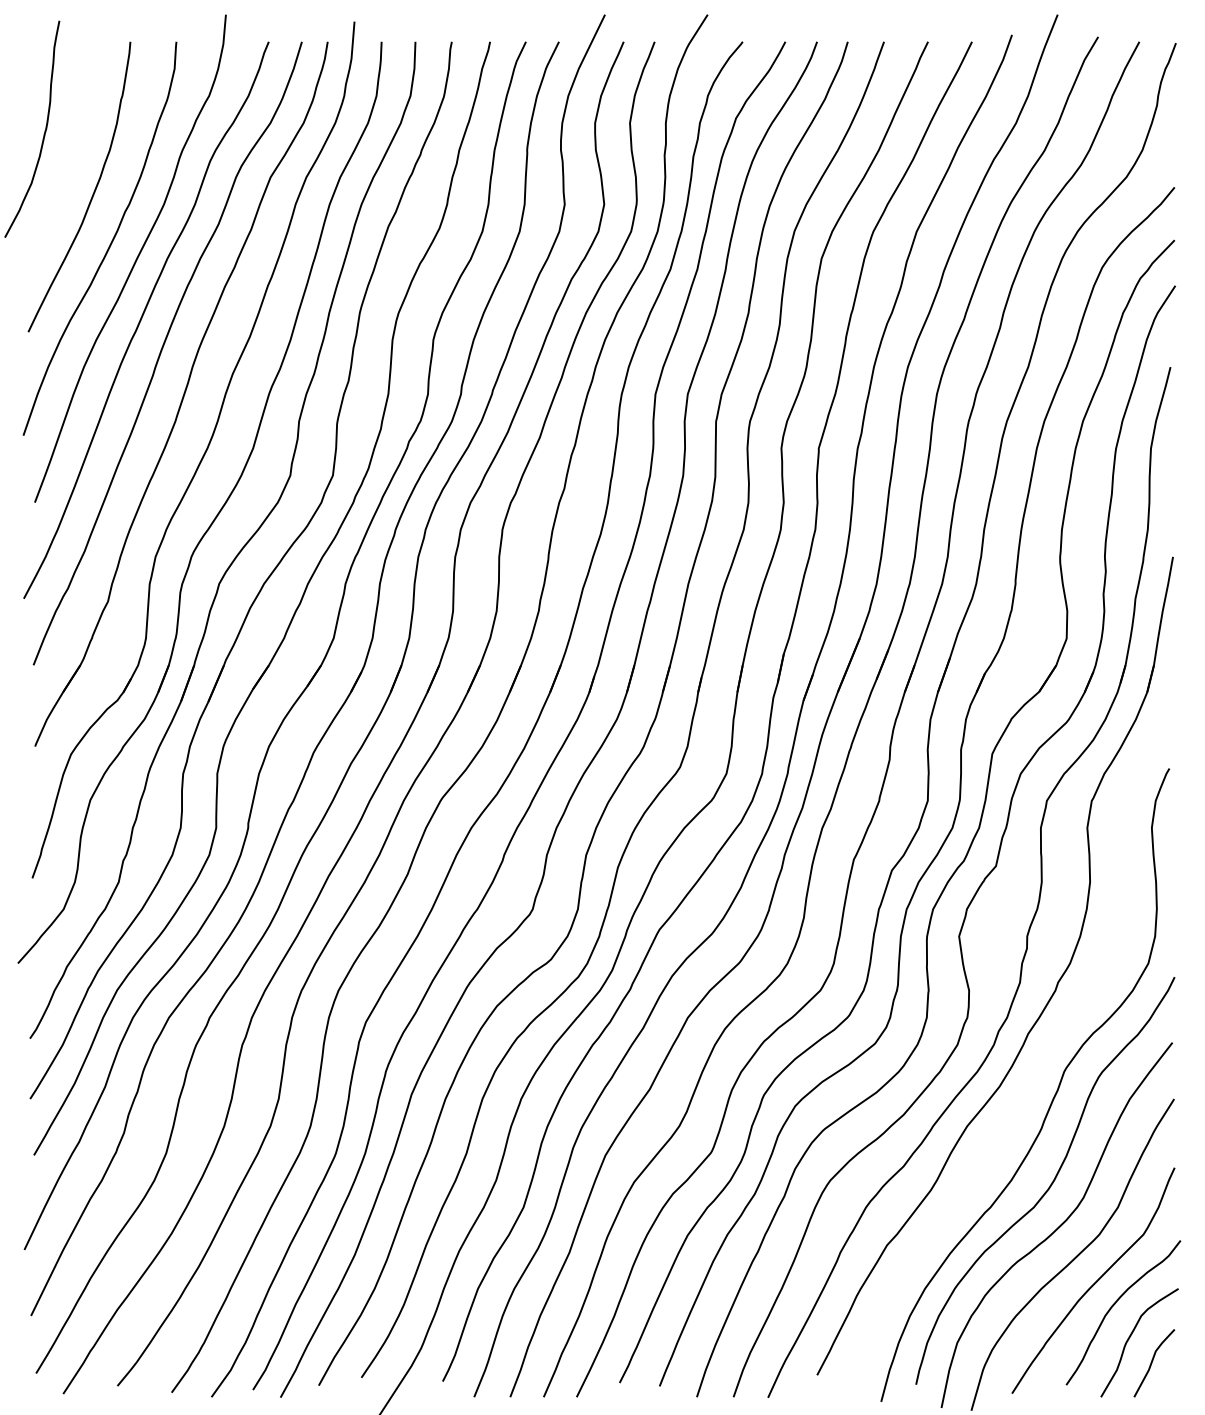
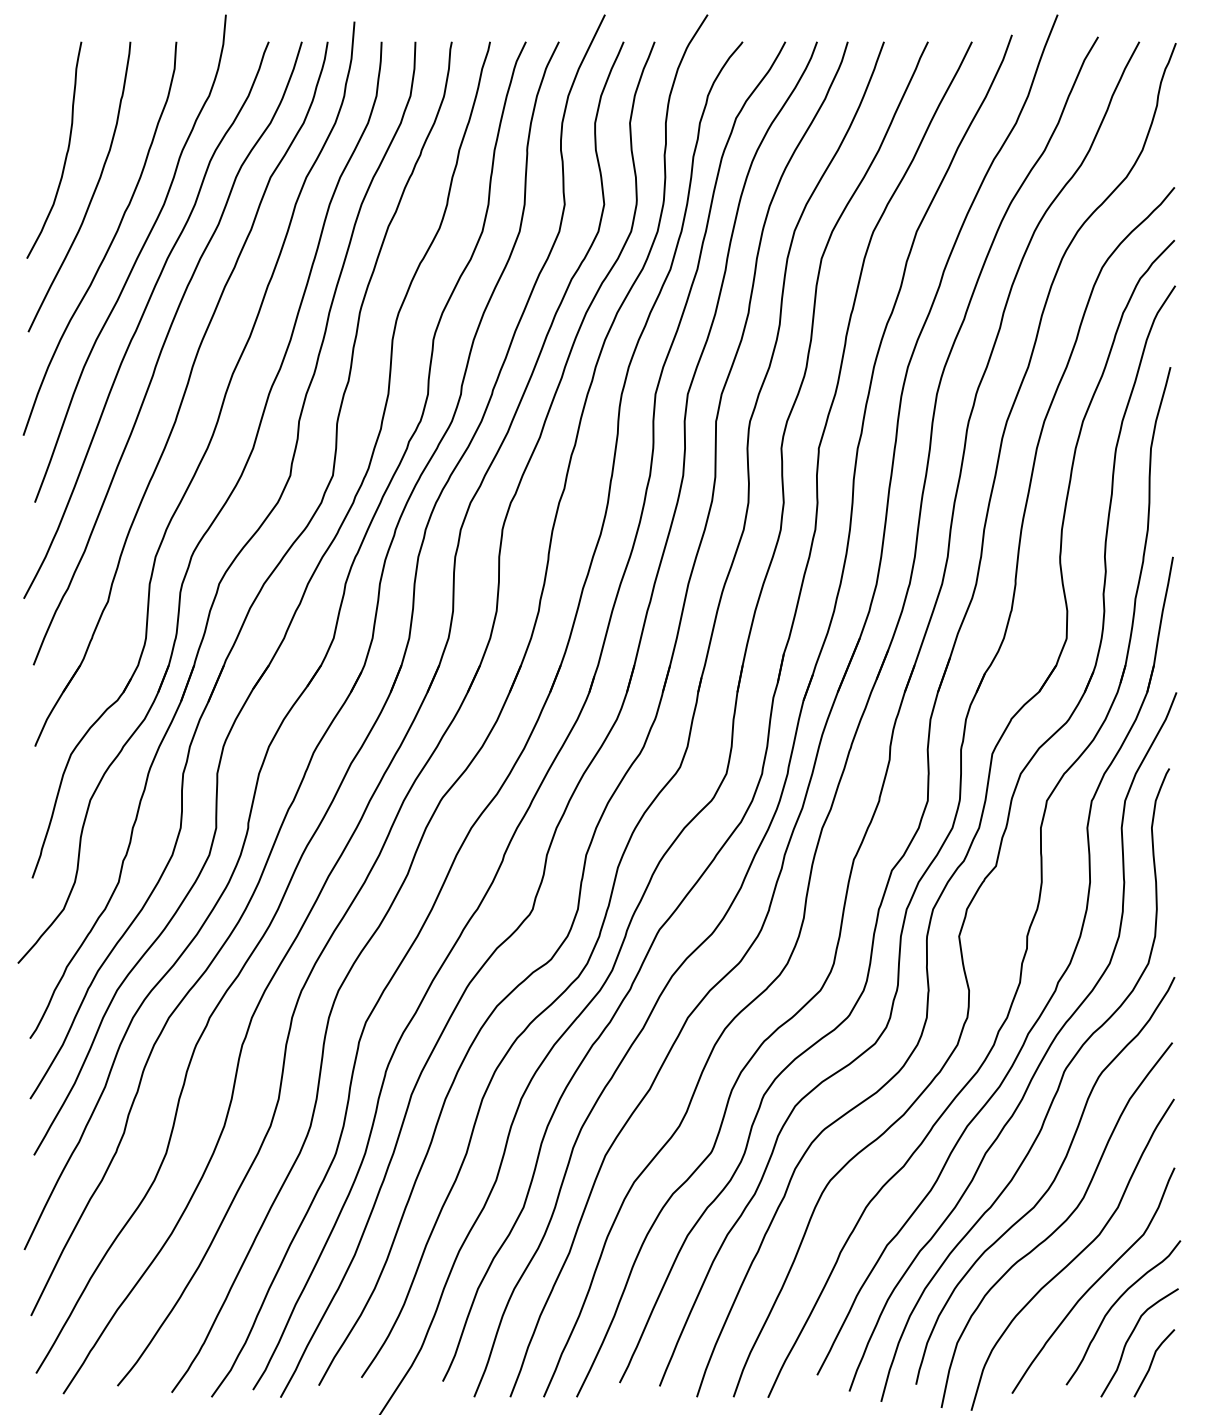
curve position: (44, 130) -> (66, 151) (66, 151)
curve: none -> present (1040, 1060)
